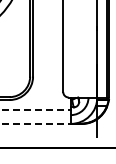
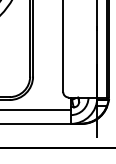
line: dashed -> solid (35, 109)
line: dashed -> solid (35, 123)
